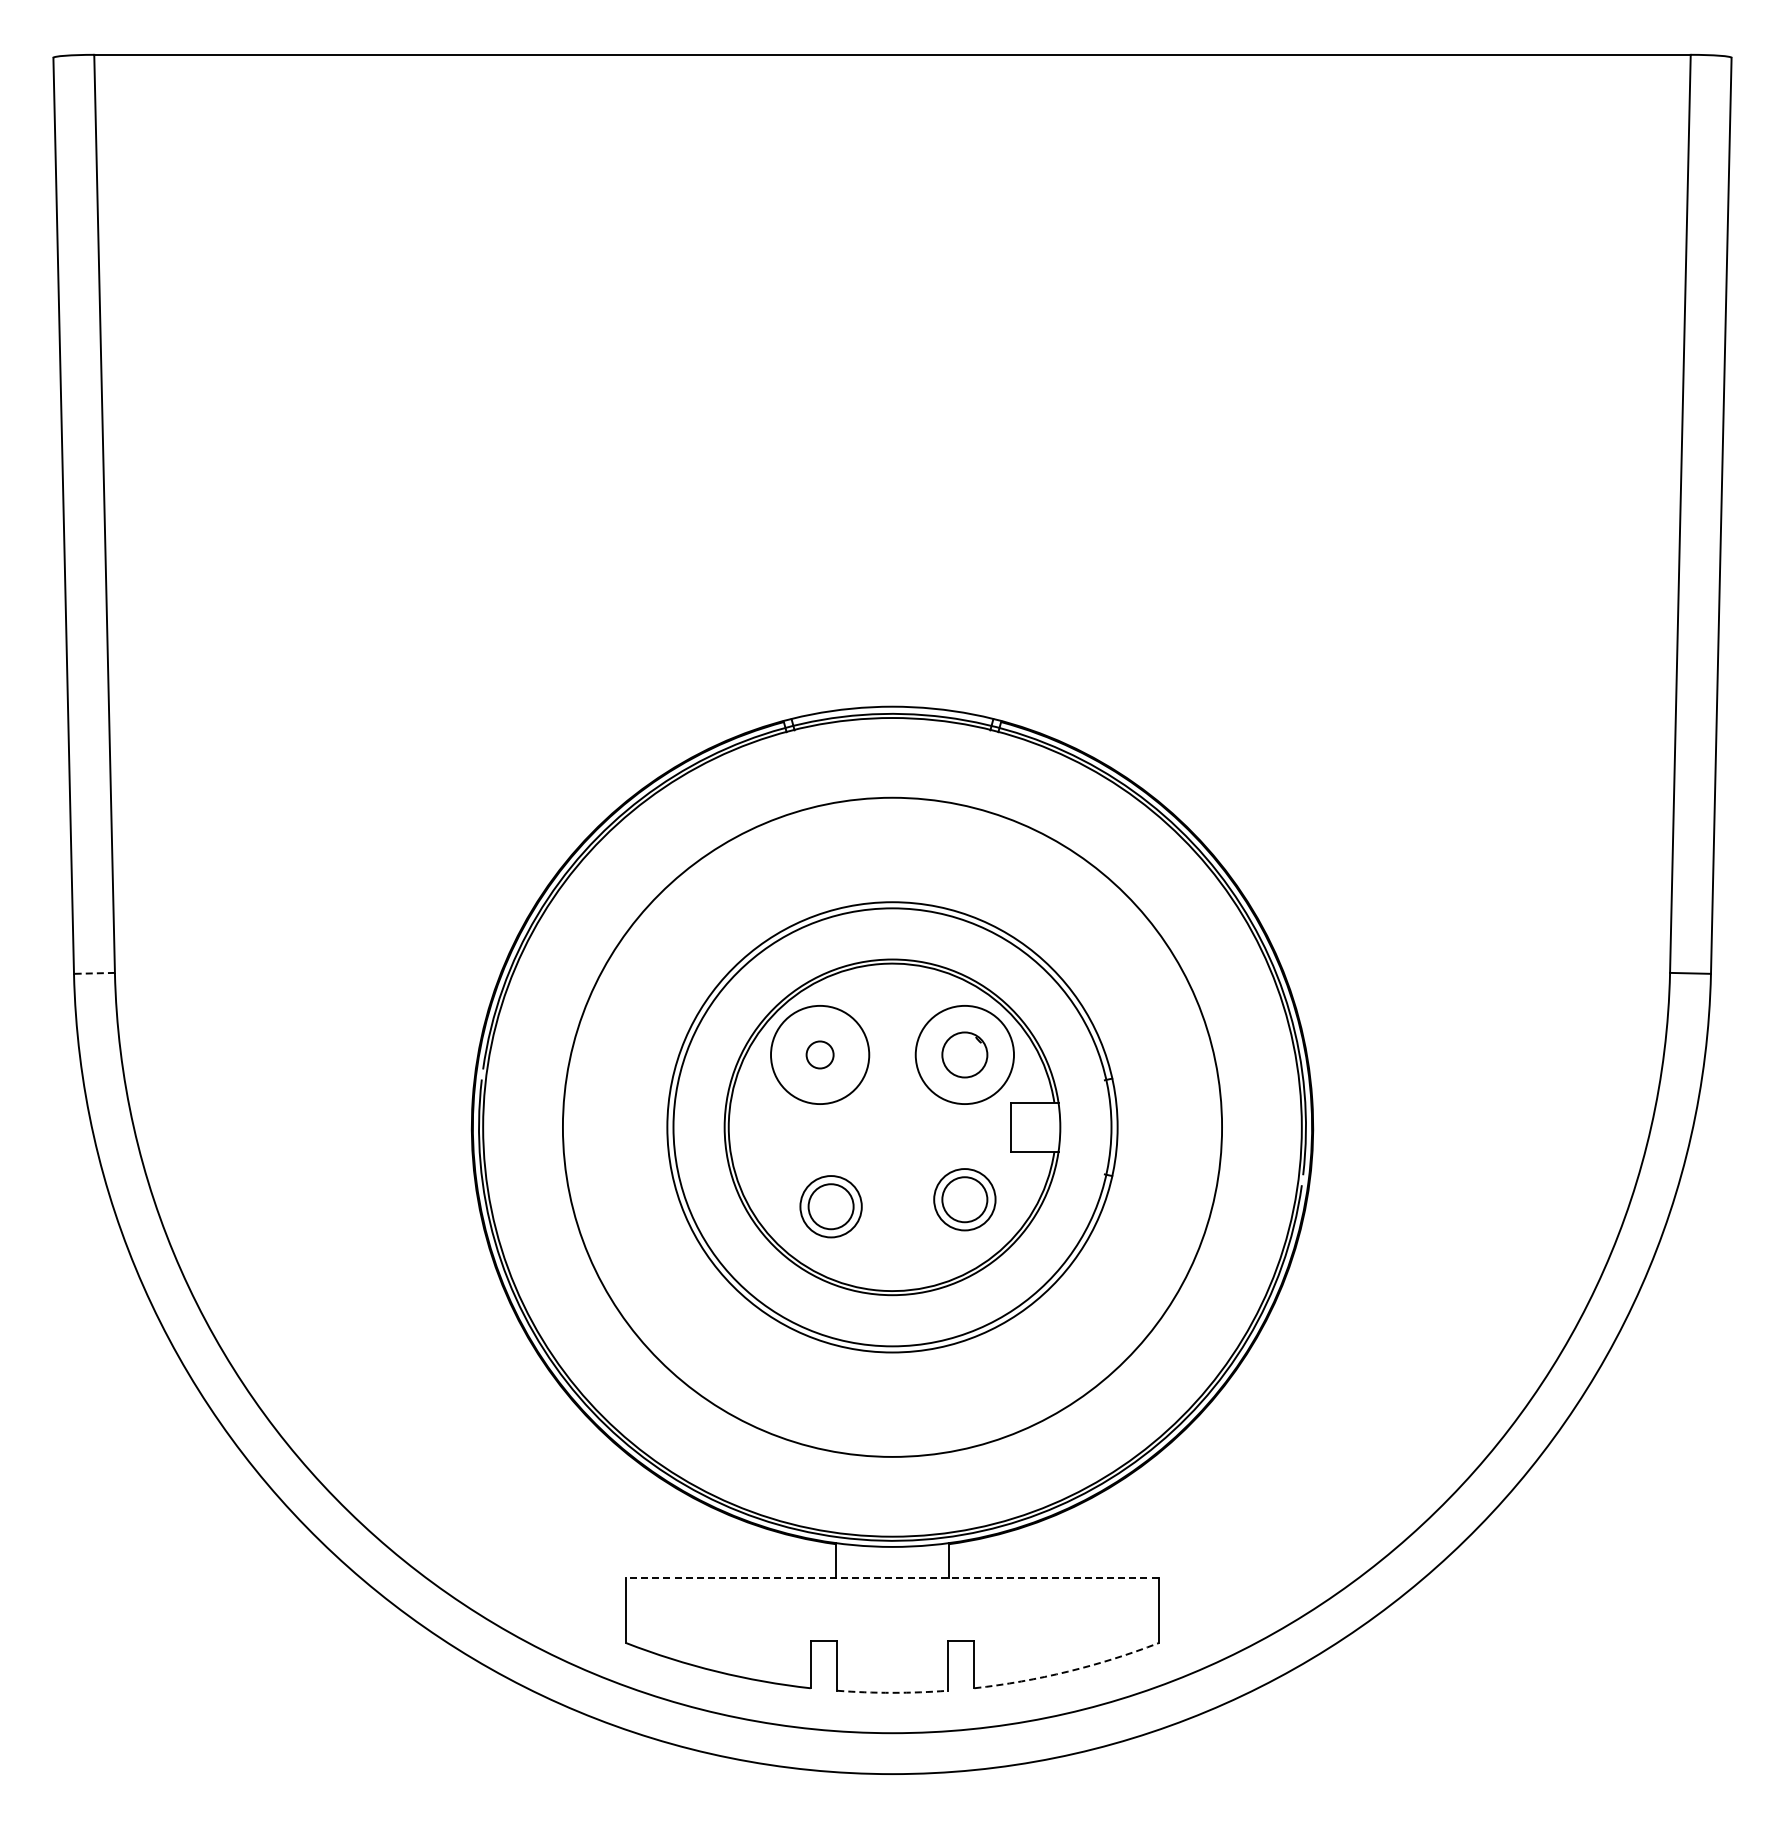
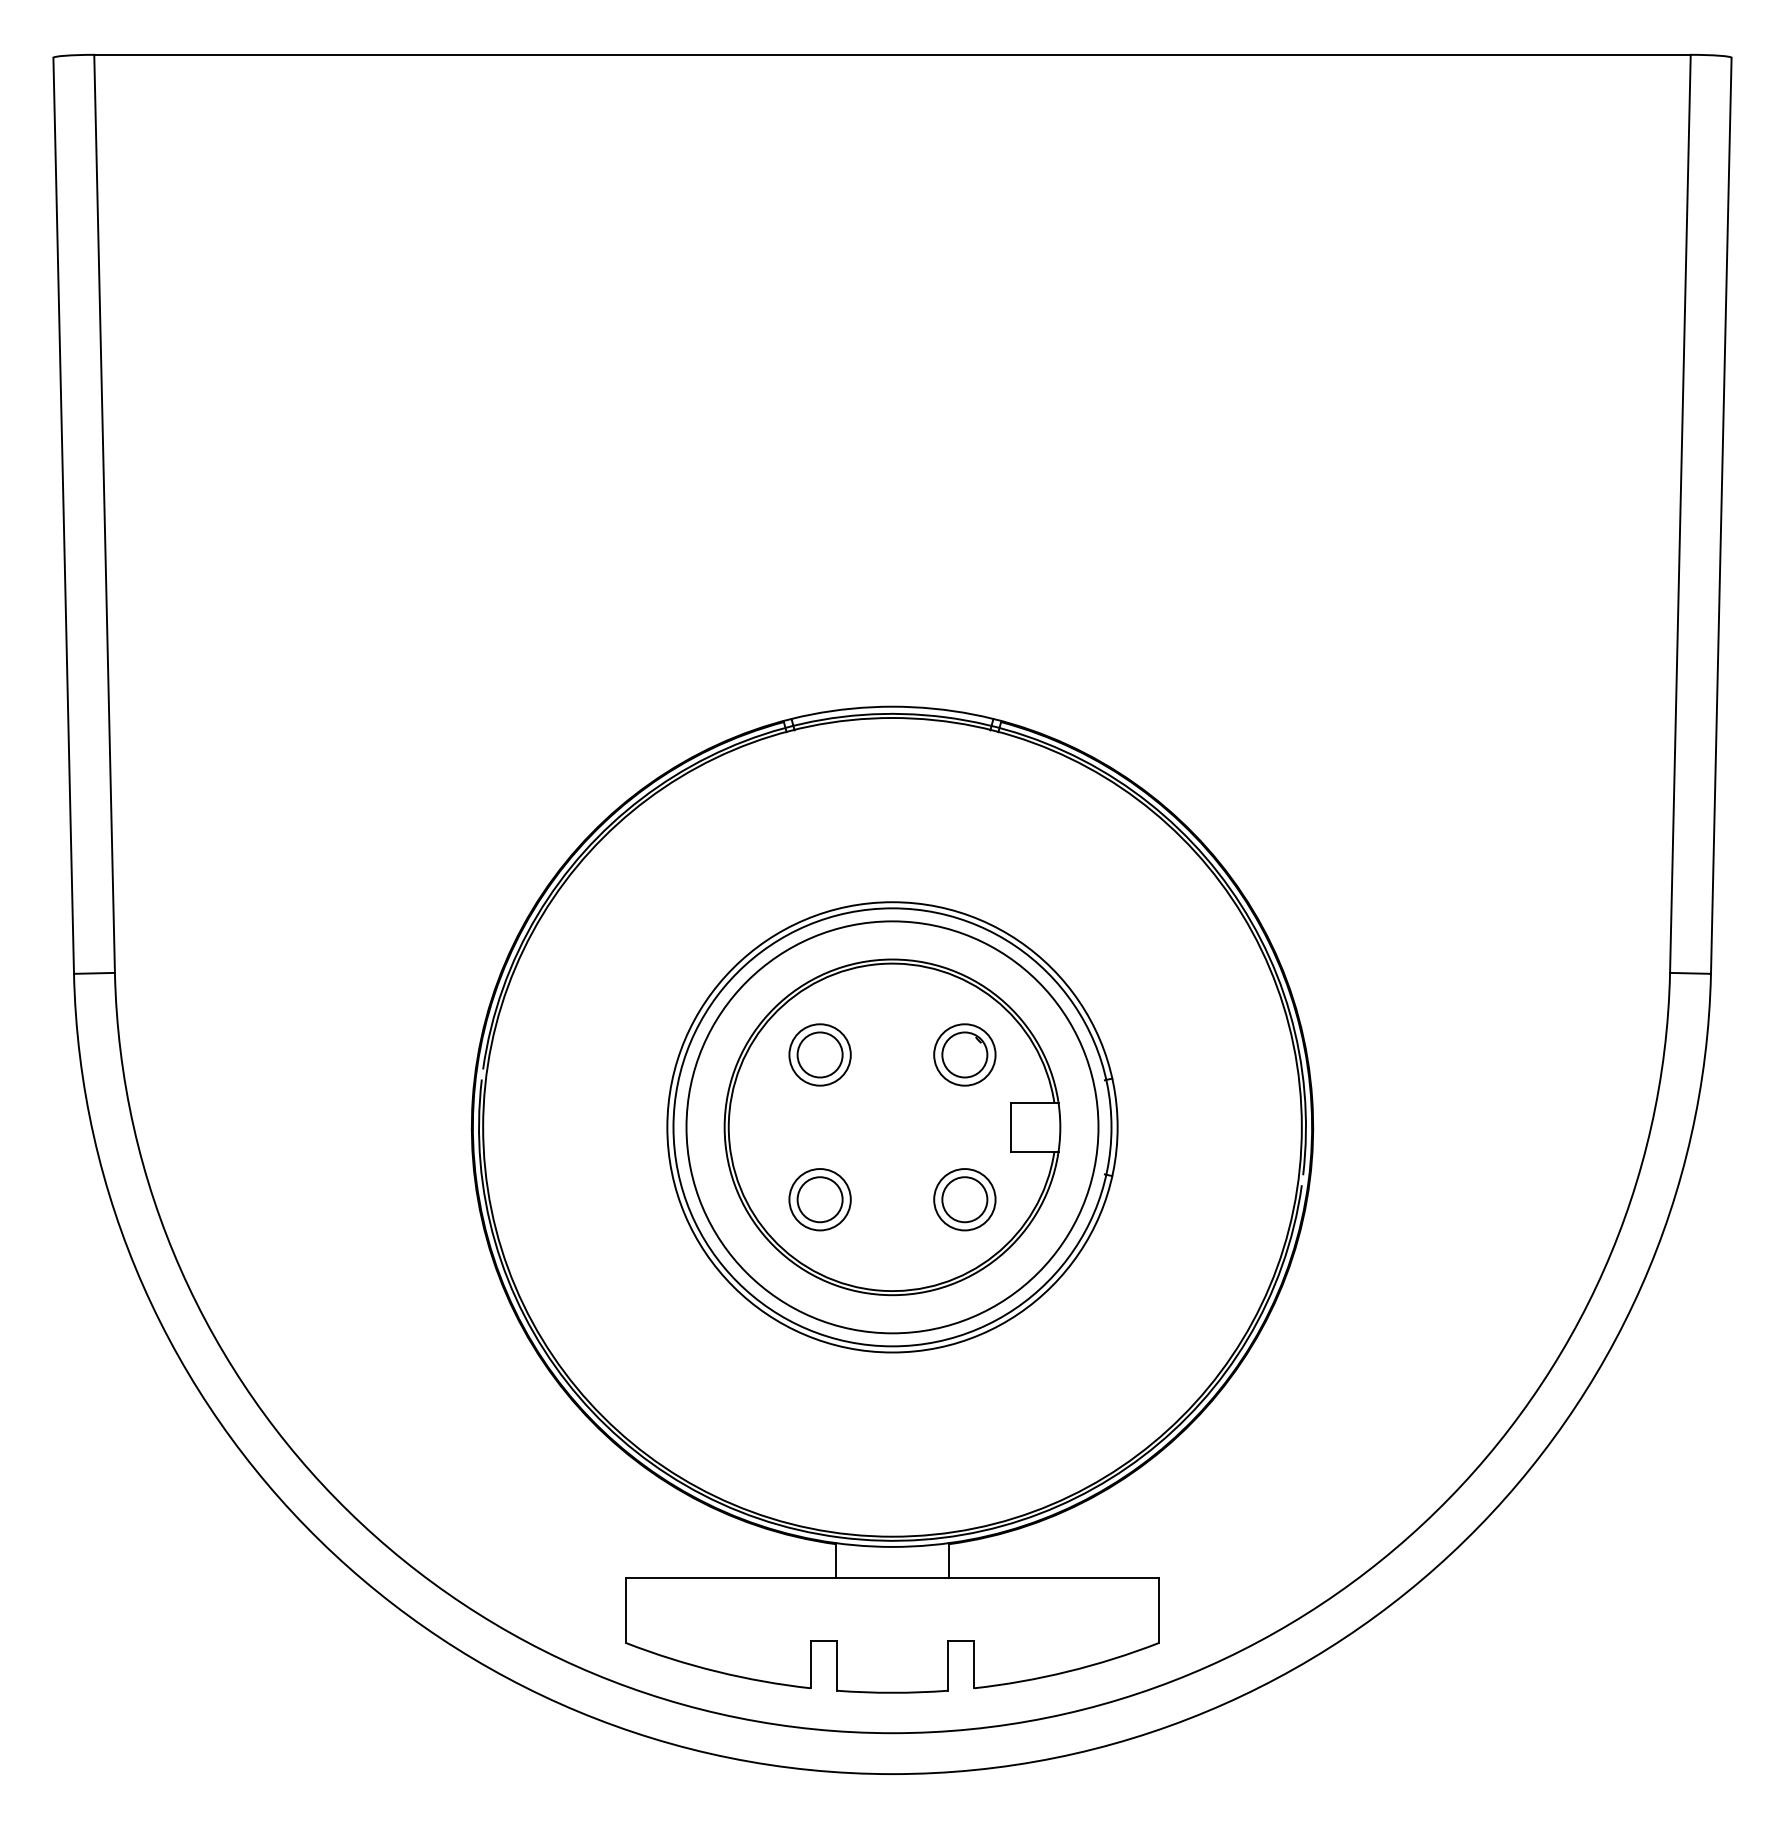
line: dashed -> solid (93, 973)
circle diameter: 27 px -> 45 px (819, 1054)
circle diameter: 98 px -> 61 px (819, 1054)
circle diameter: 98 px -> 61 px (964, 1054)
circle diameter: 659 px -> 412 px (892, 1127)
part position: (830, 1206) -> (819, 1199) (819, 1199)
line: dashed -> solid (892, 1577)
arc: dashed -> solid (1067, 1671)
arc: dashed -> solid (892, 1692)
